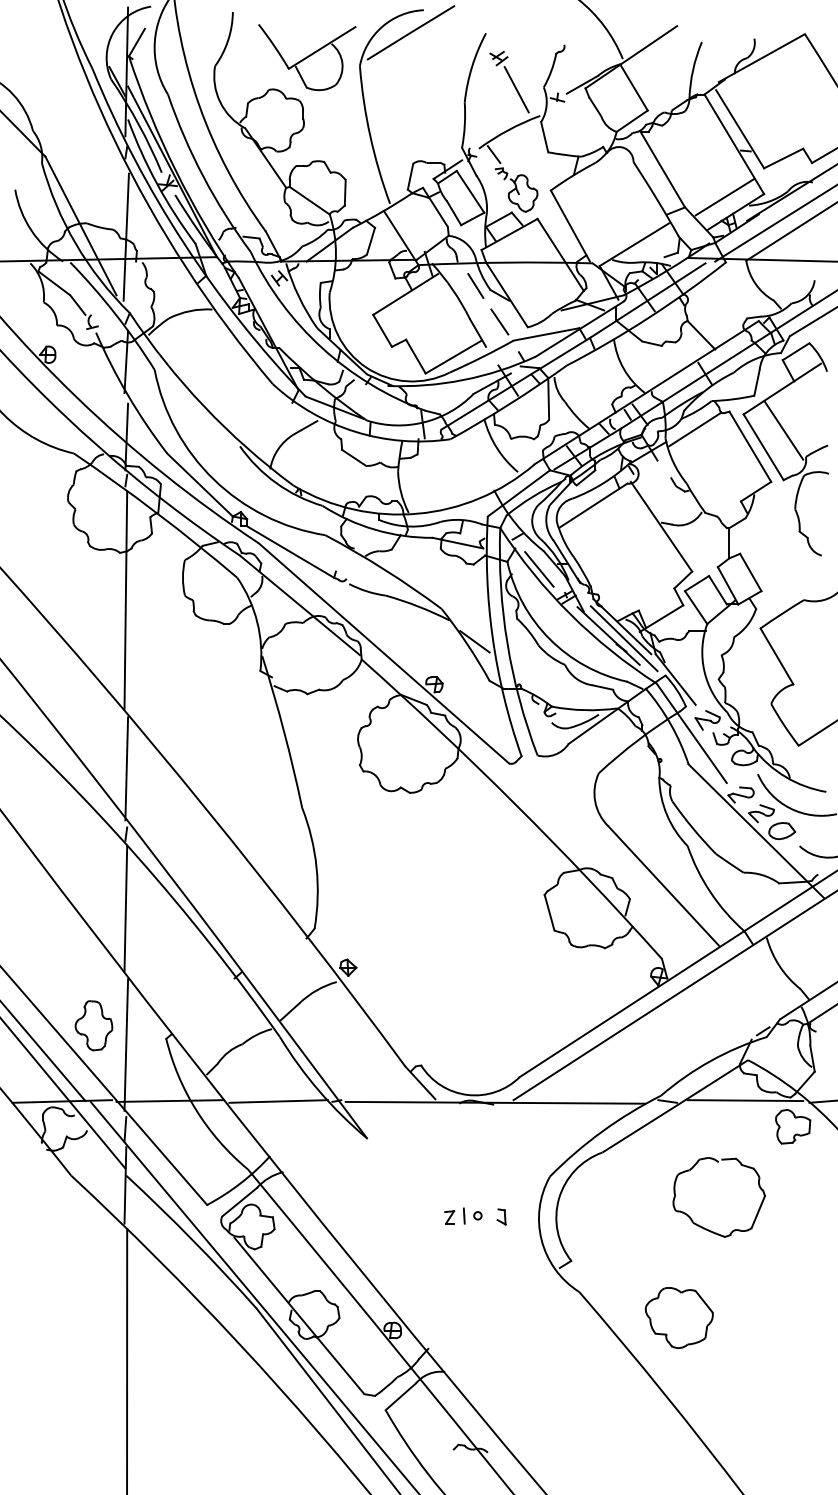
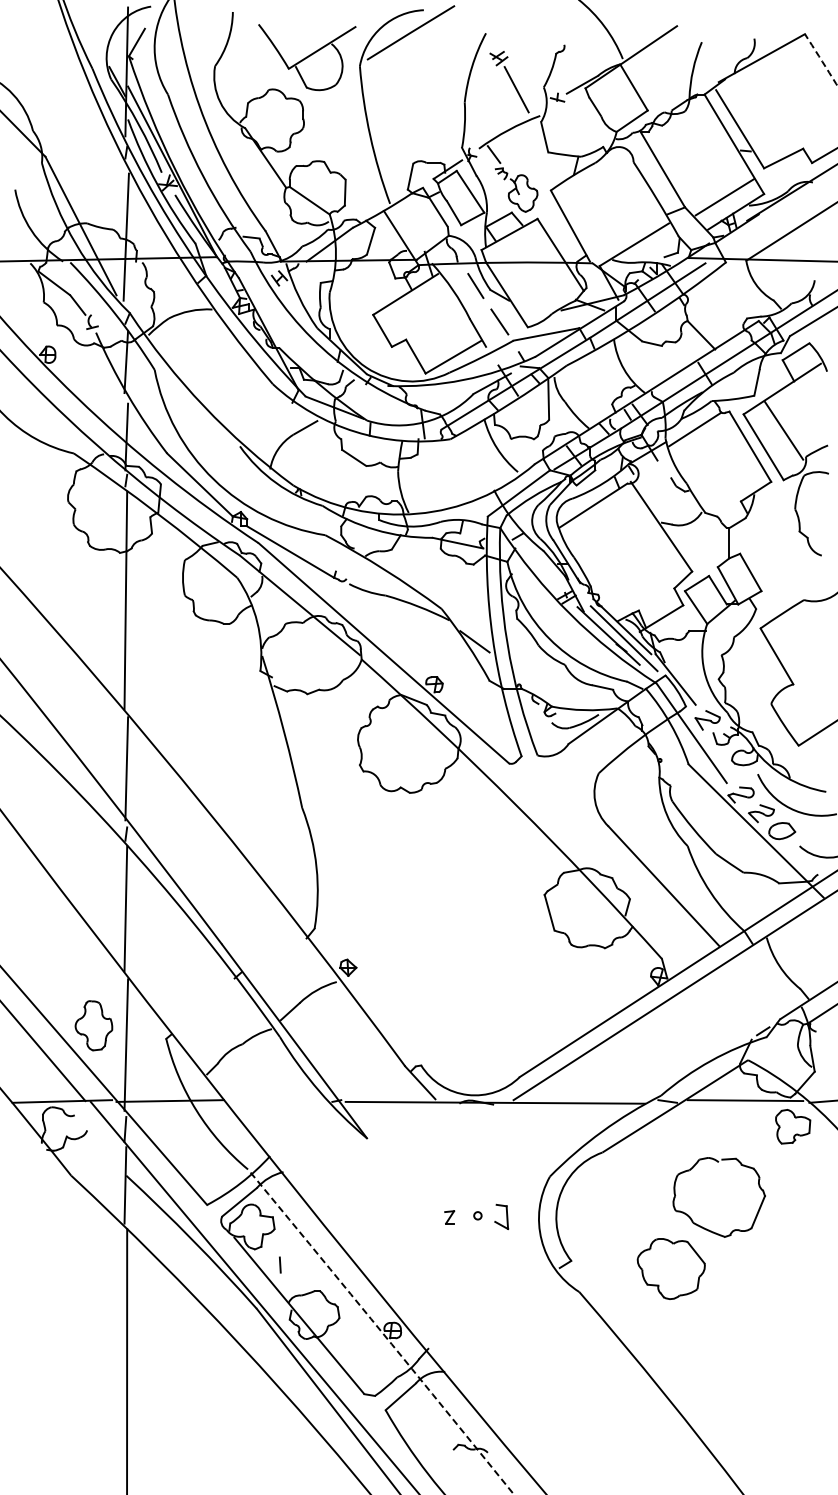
arc: solid -> dashed (821, 60)
line: present -> none (774, 223)
line: present -> none (539, 569)
line: present -> none (63, 1094)
line: present -> none (278, 1101)
line position: (464, 1215) -> (280, 1264) (280, 1264)
part size: 11x18 px -> 16x28 px (501, 1216)
part position: (678, 1317) -> (670, 1268) (670, 1268)
arc: solid -> dashed (381, 1331)
